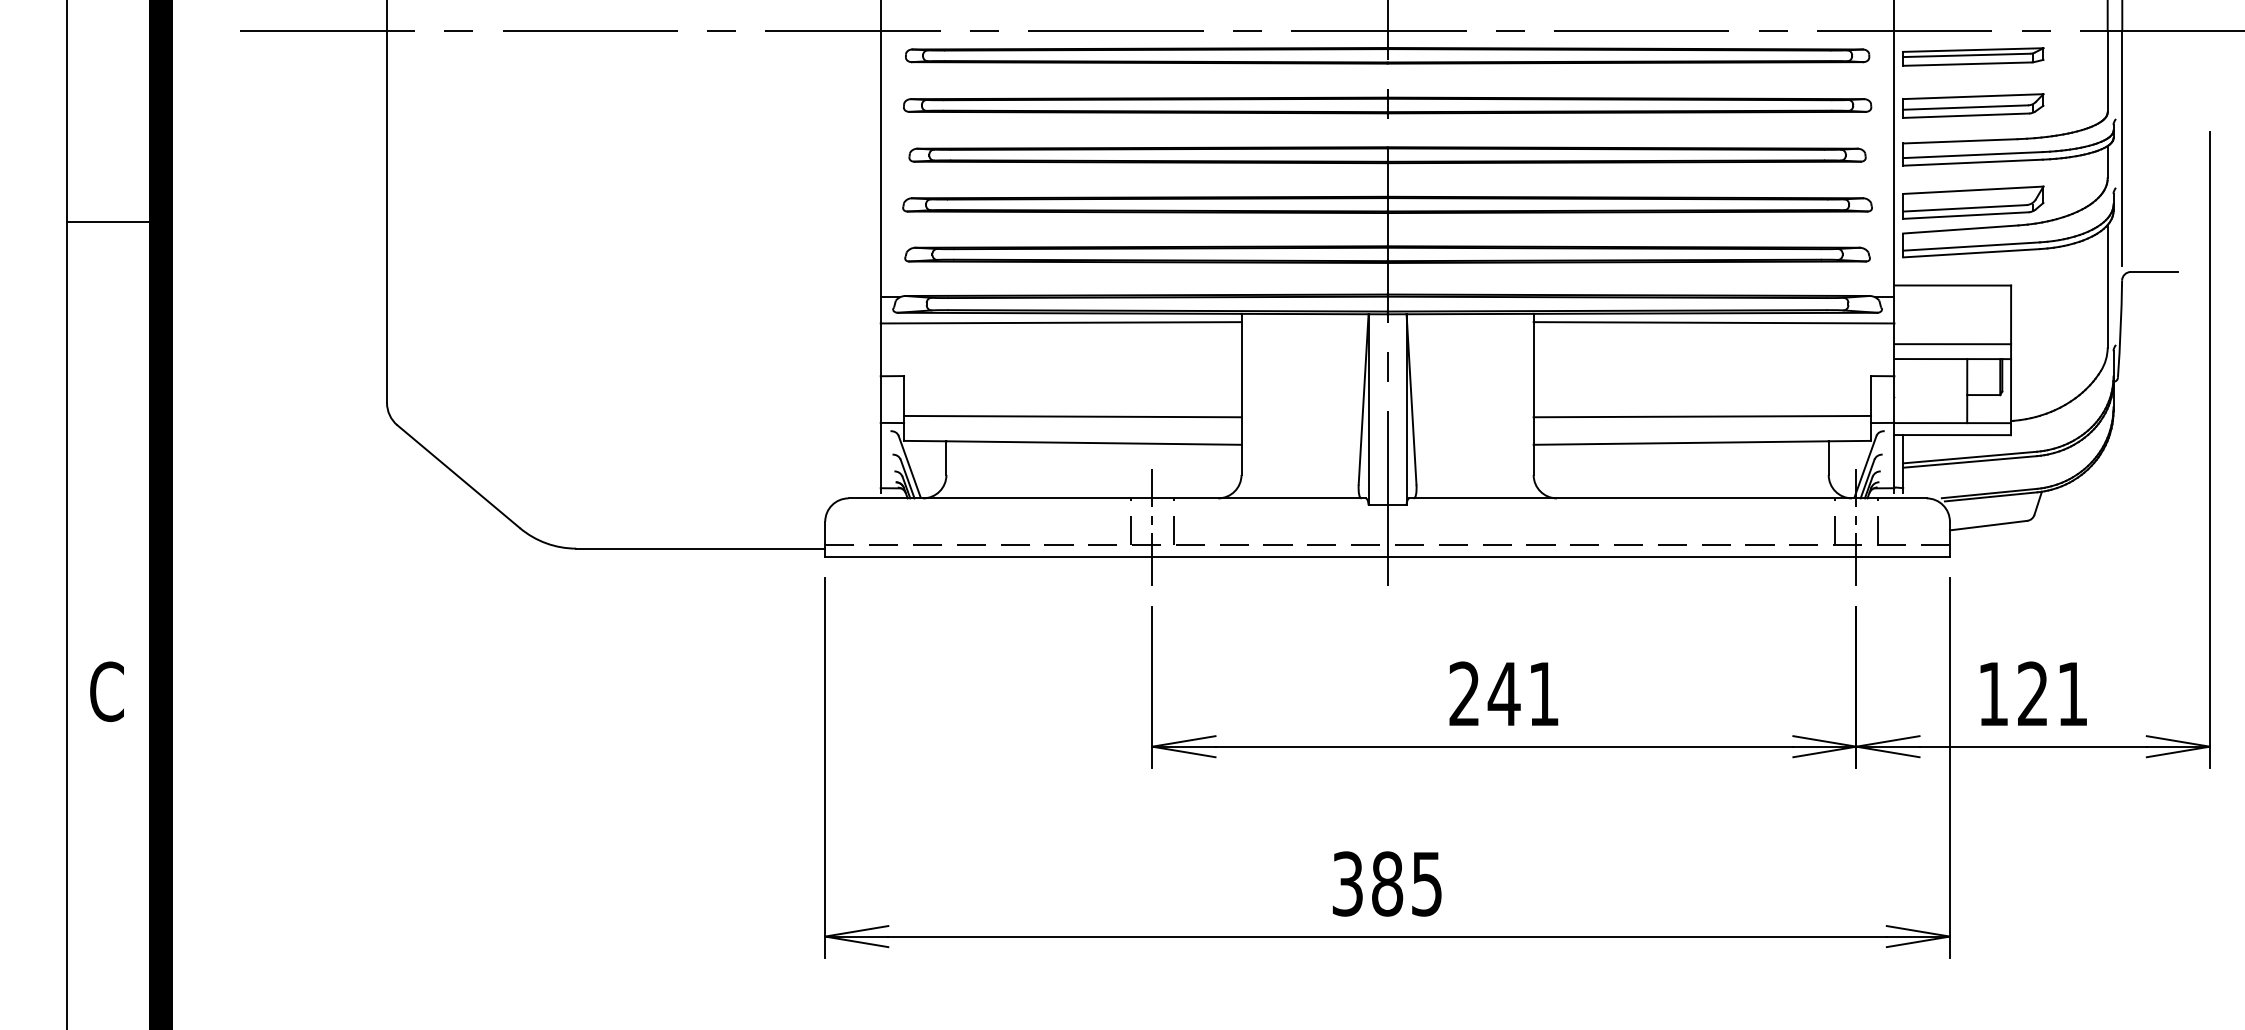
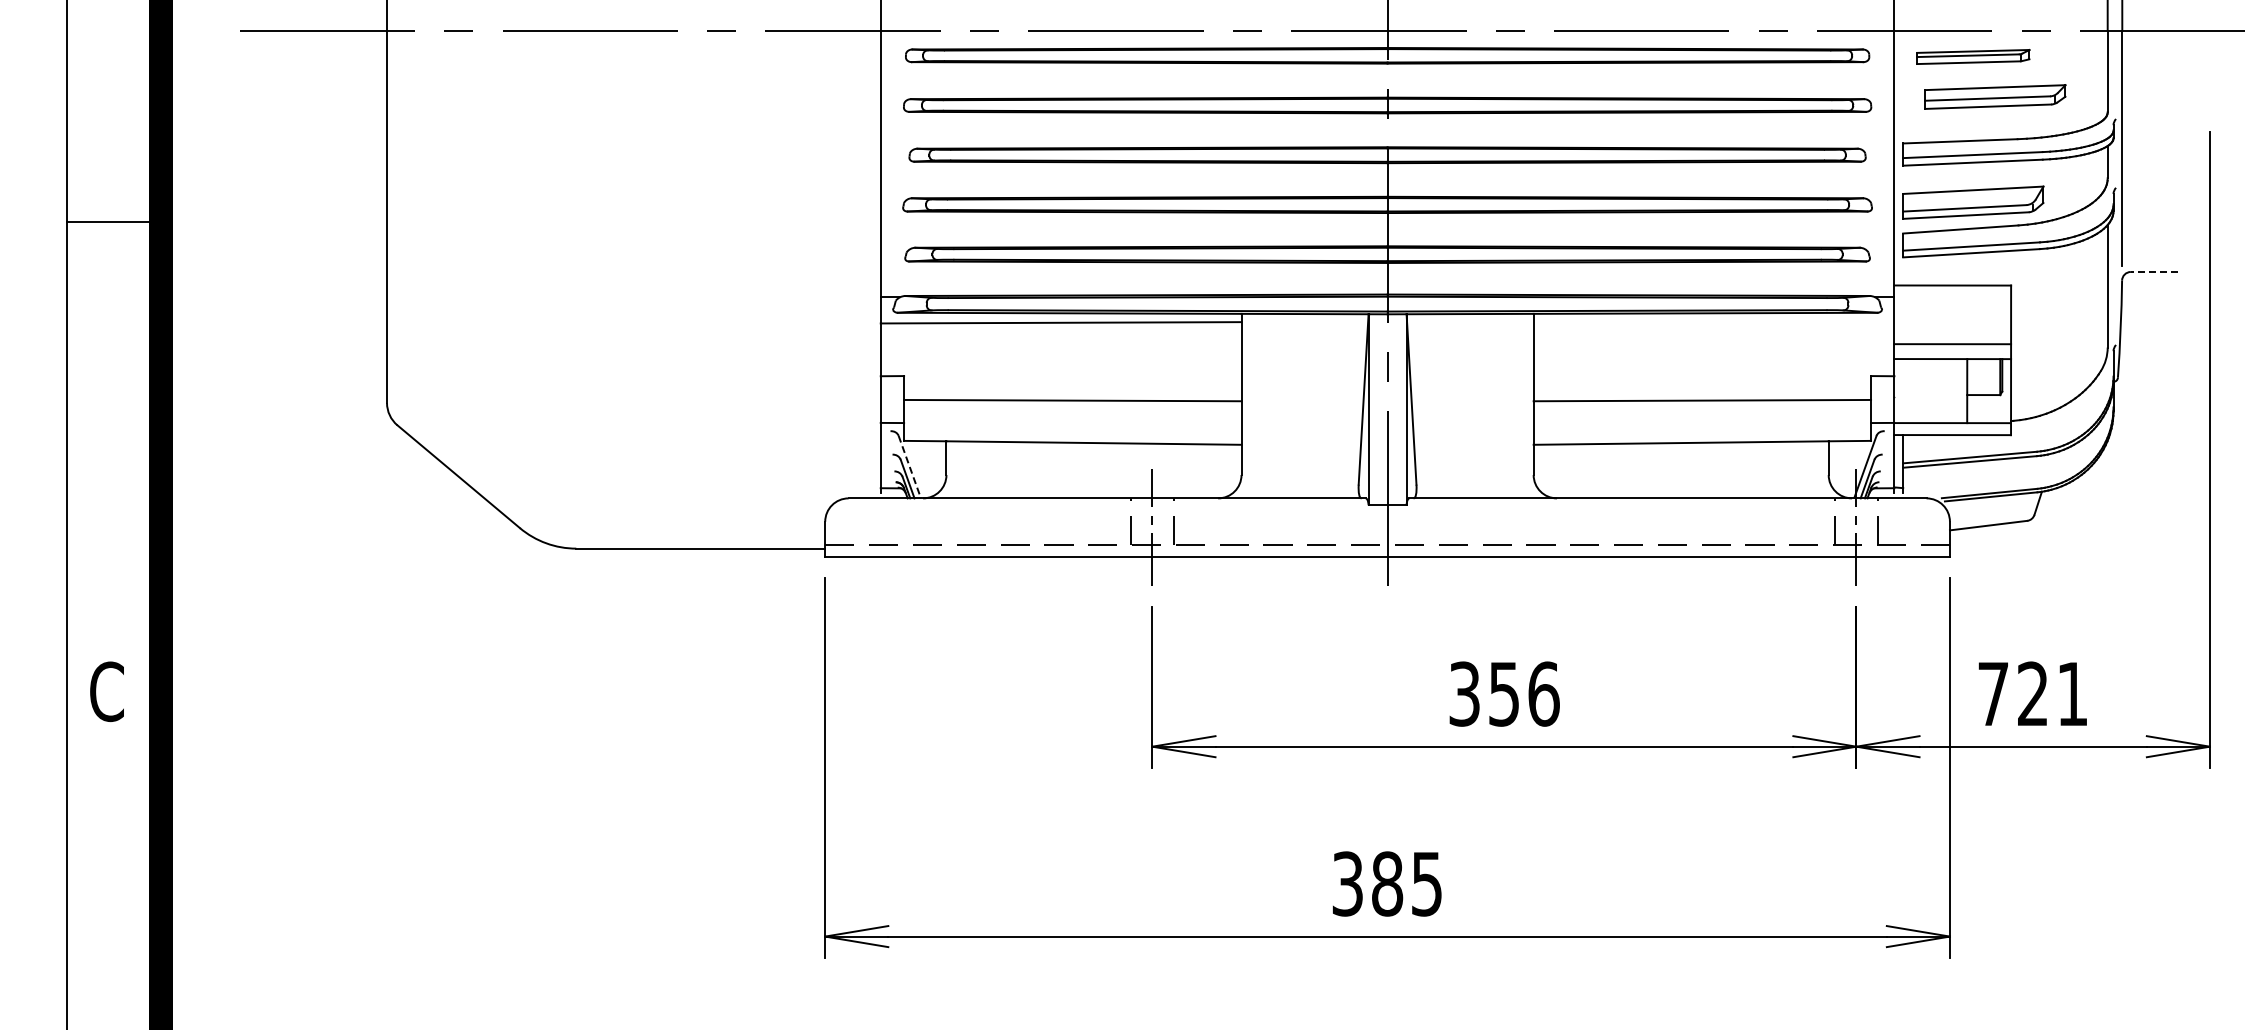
part size: 143x20 px -> 115x16 px (1973, 56)
part position: (1973, 105) -> (1995, 96) (1995, 96)
line: solid -> dashed (2153, 271)
line: present -> none (1713, 322)
line position: (1072, 416) -> (1072, 400) (1072, 400)
line position: (1702, 416) -> (1702, 400) (1702, 400)
line: solid -> dashed (909, 466)
text: 241 -> 356 (1504, 693)
text: 121 -> 721 (1992, 693)
